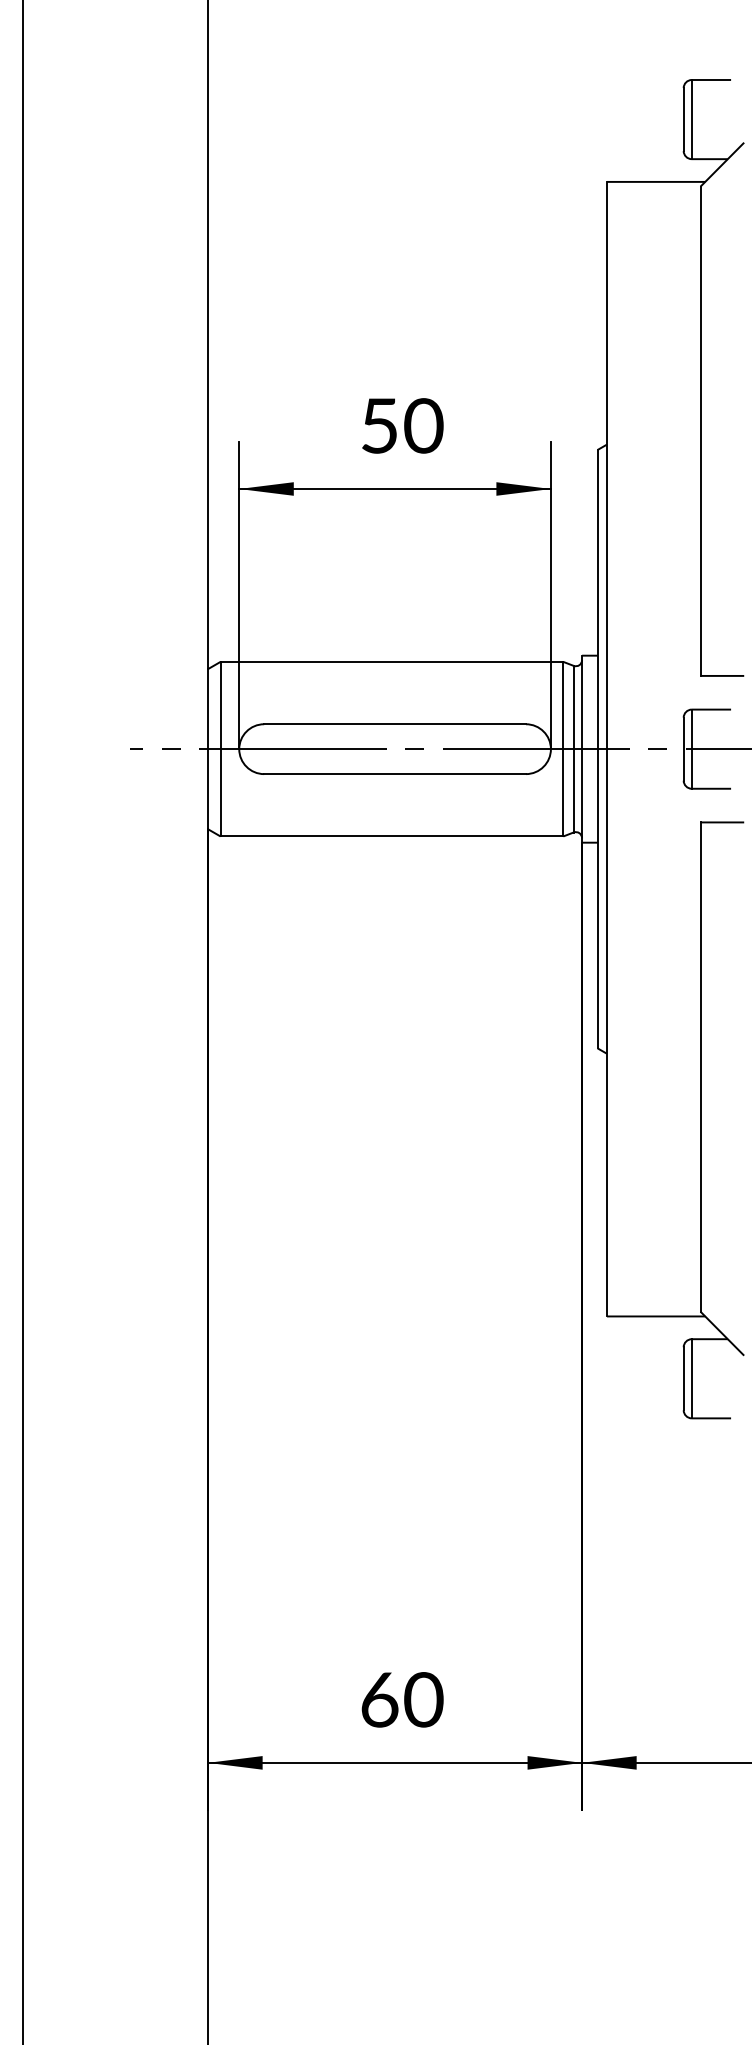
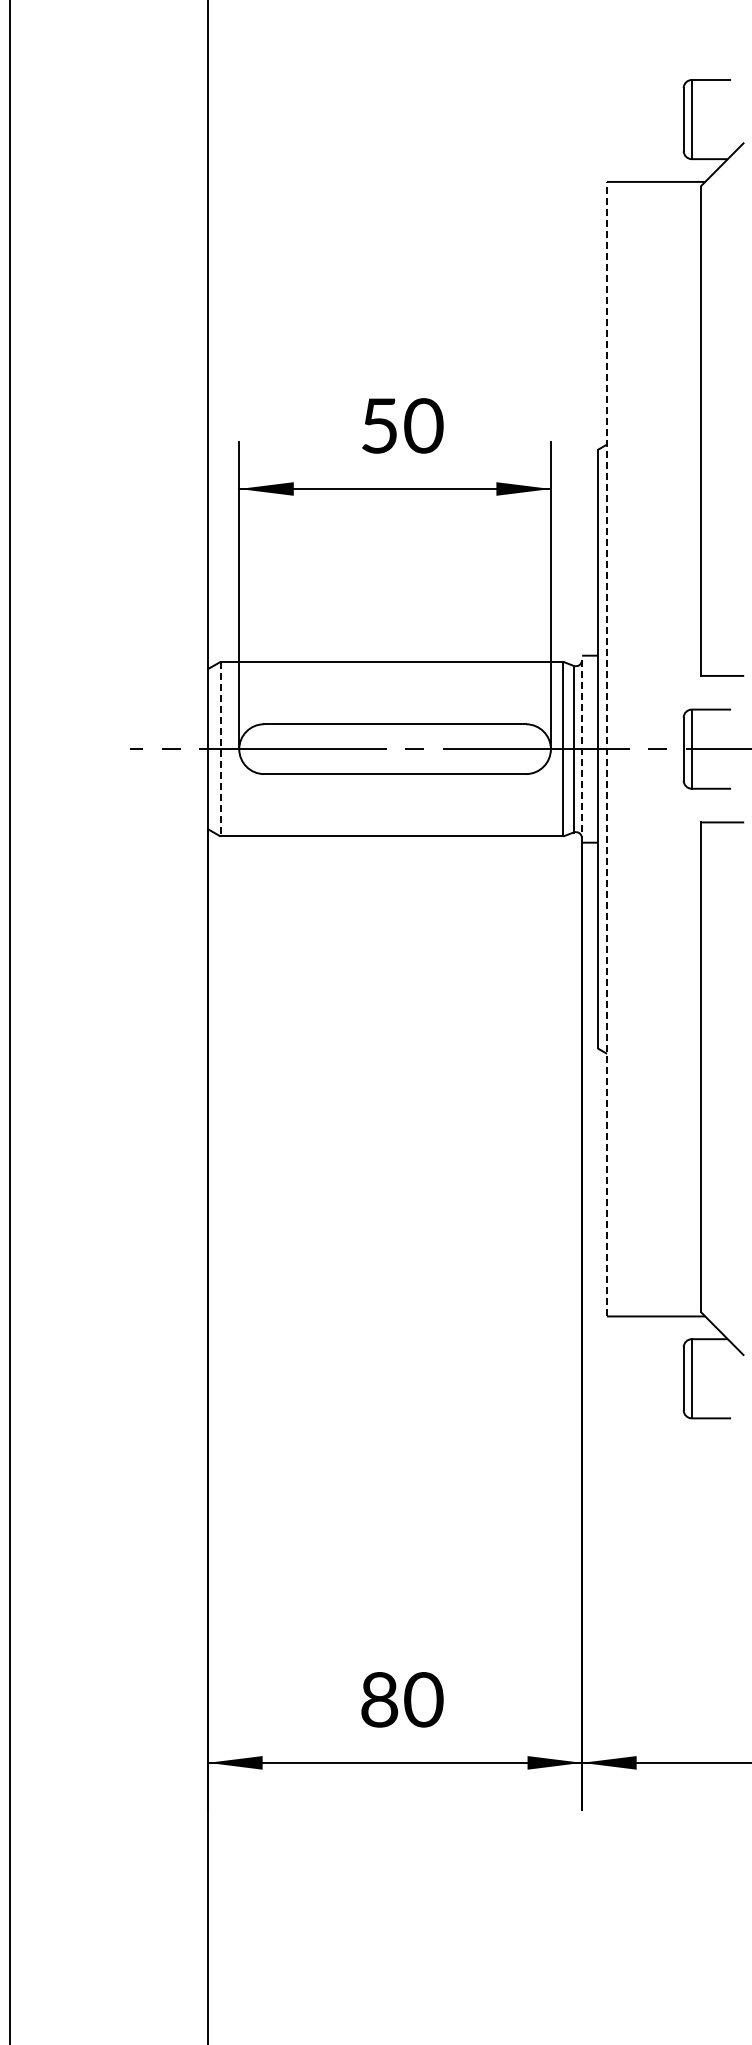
line: solid -> dashed (607, 748)
line: solid -> dashed (220, 749)
line: solid -> dashed (582, 749)
line position: (22, 1021) -> (9, 1021) (9, 1021)
text: 60 -> 80 (379, 1699)
